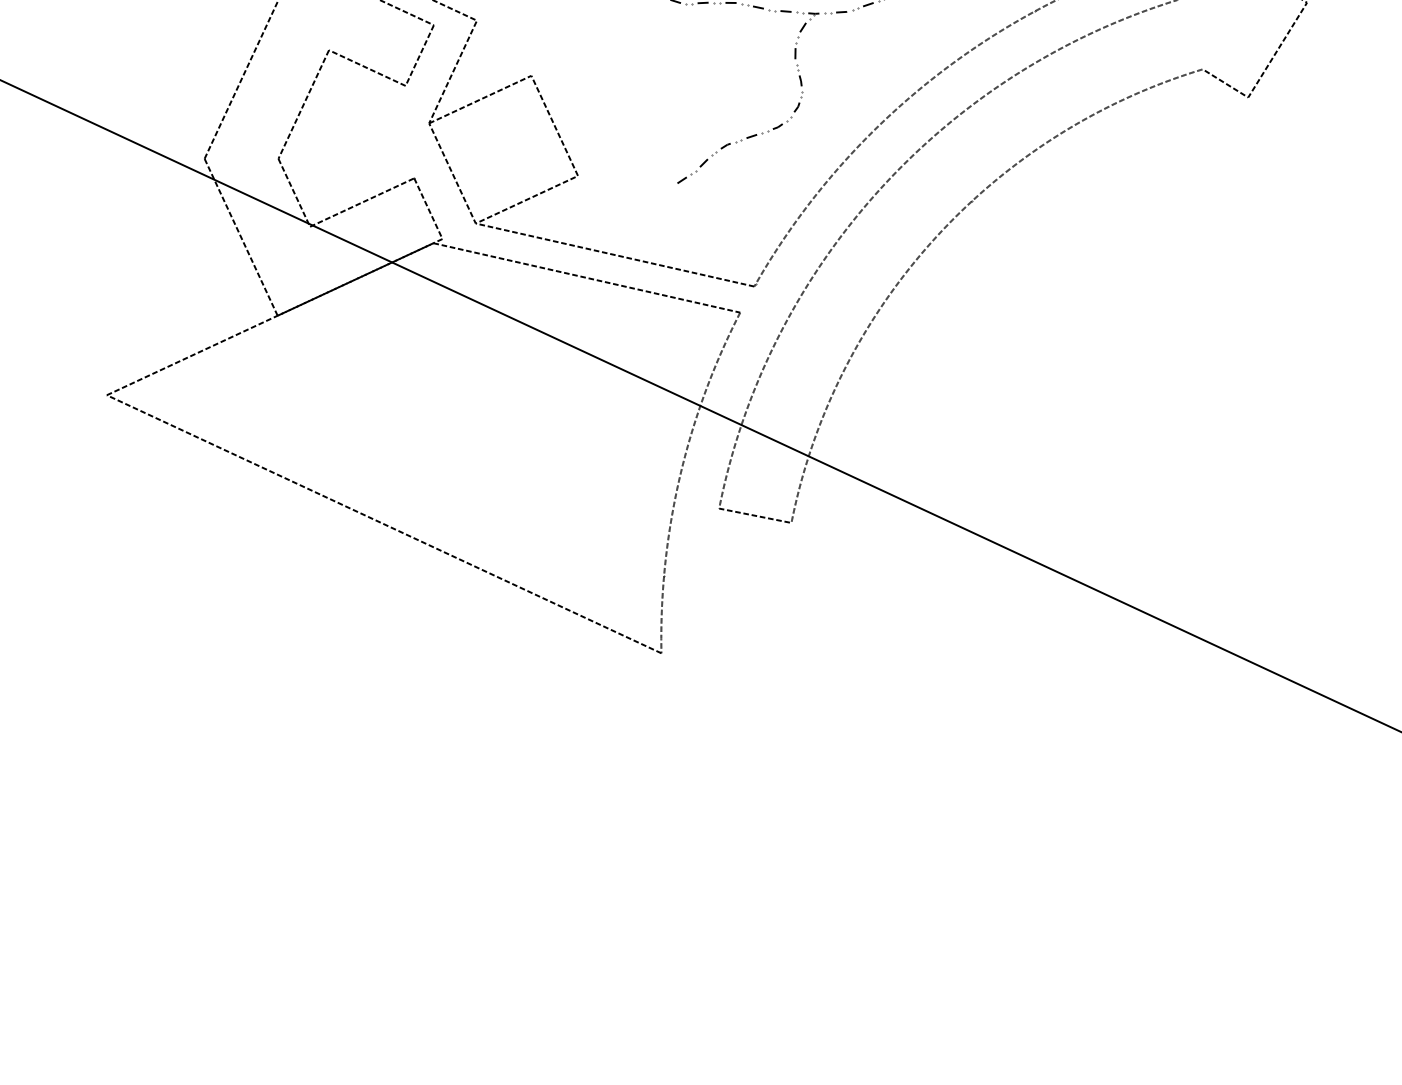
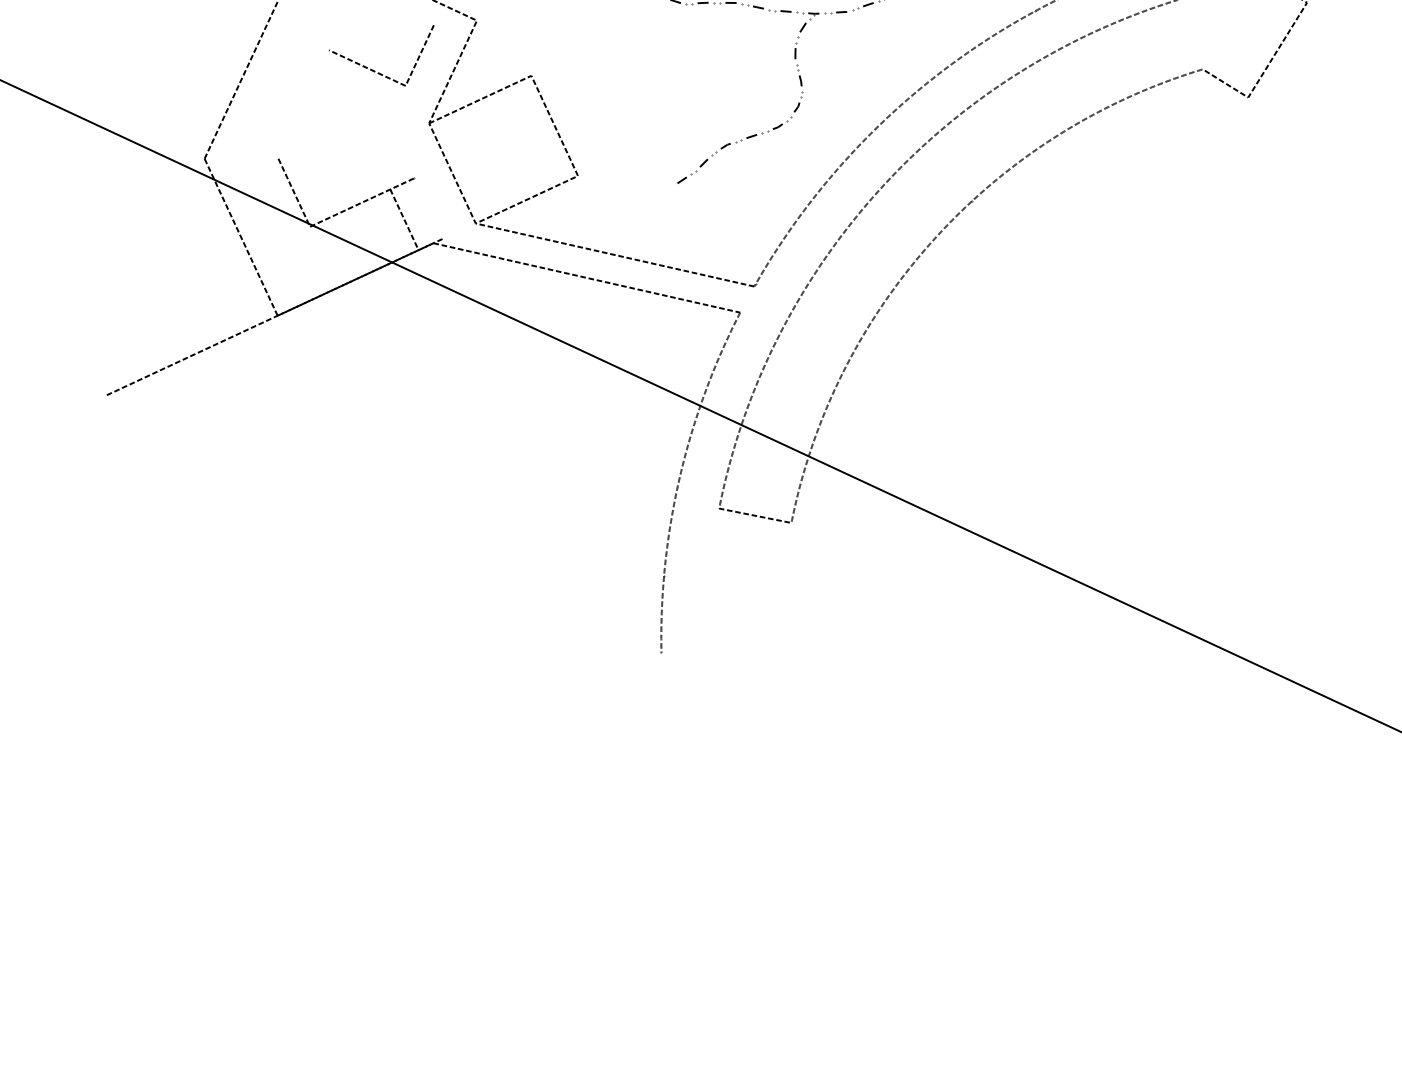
line: present -> none (408, 13)
line: present -> none (303, 104)
line position: (428, 208) -> (404, 219) (404, 219)
line: present -> none (383, 524)
